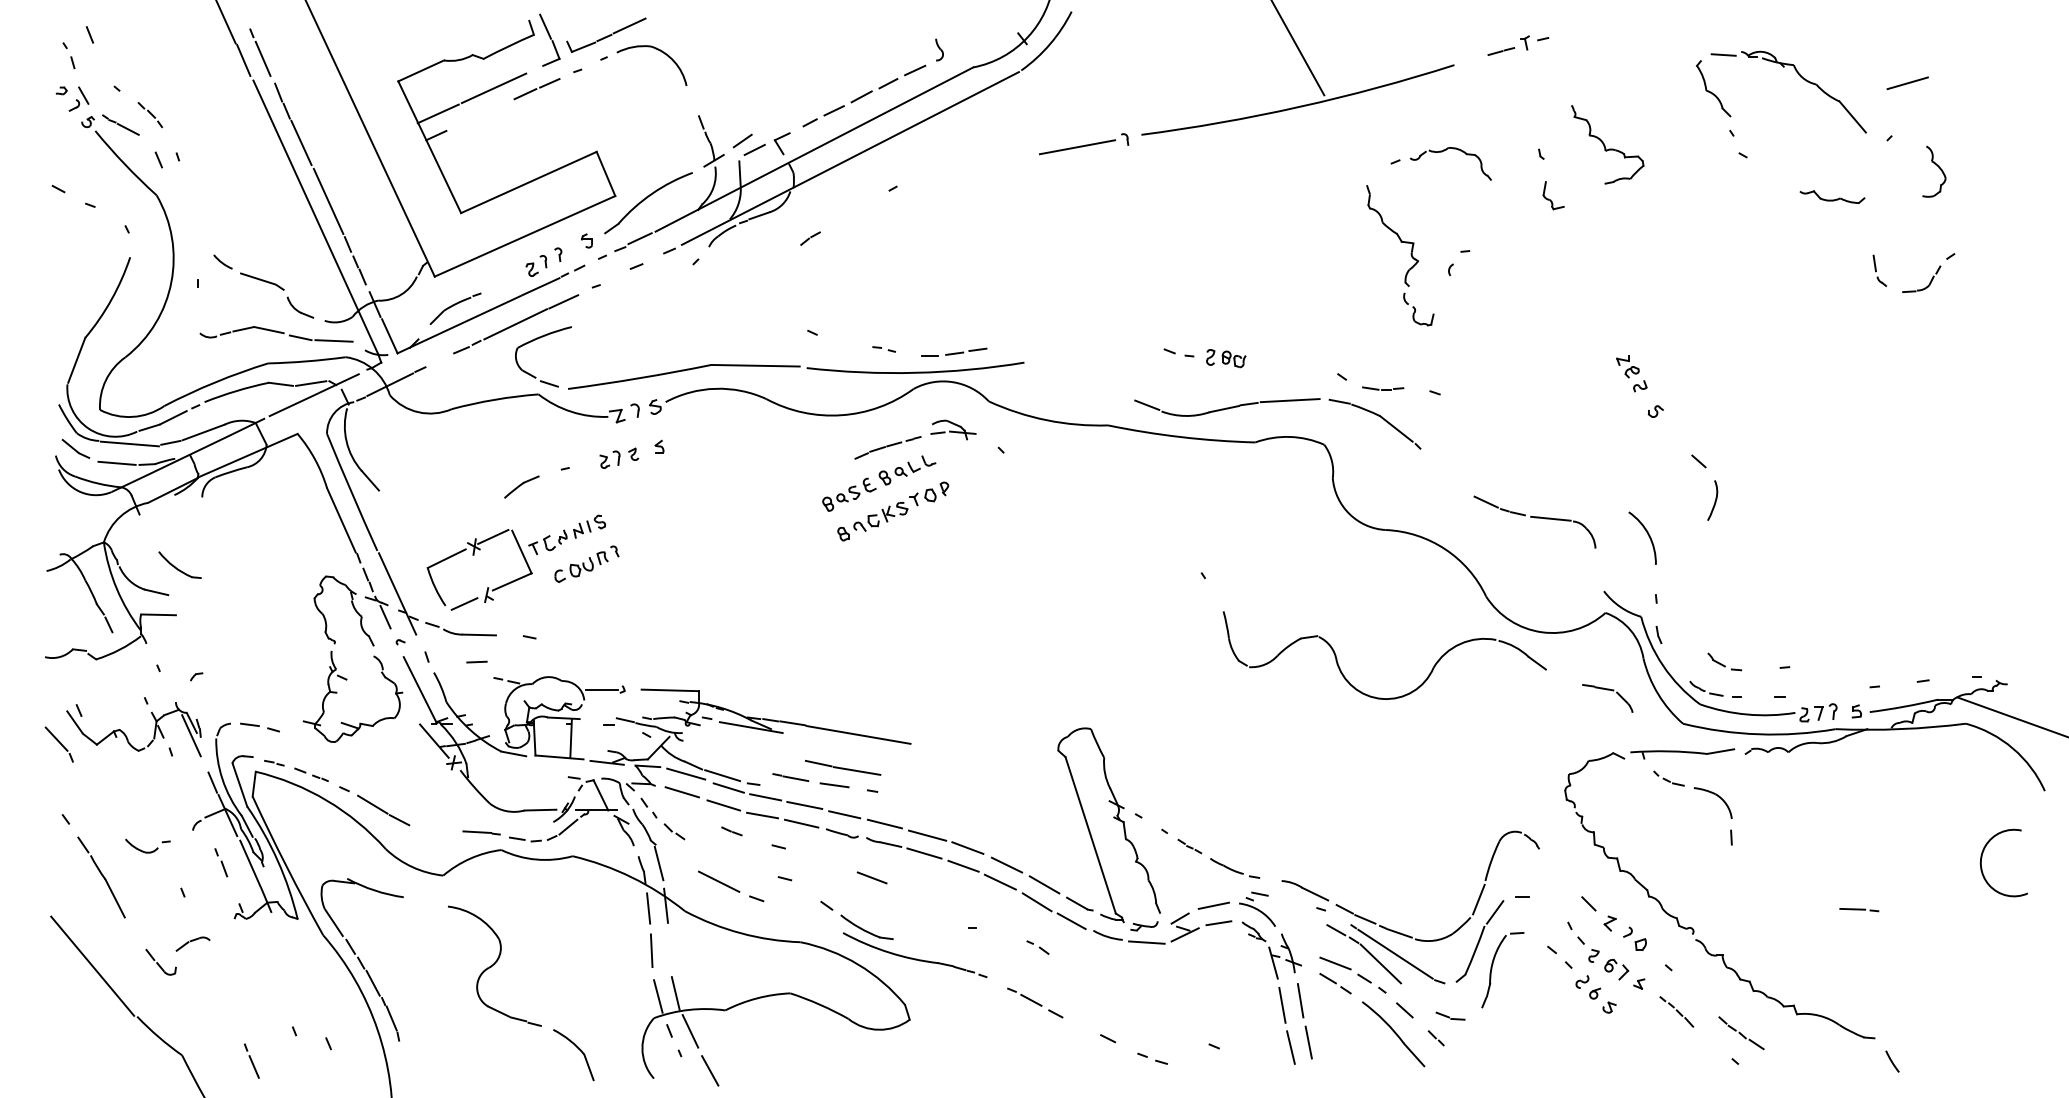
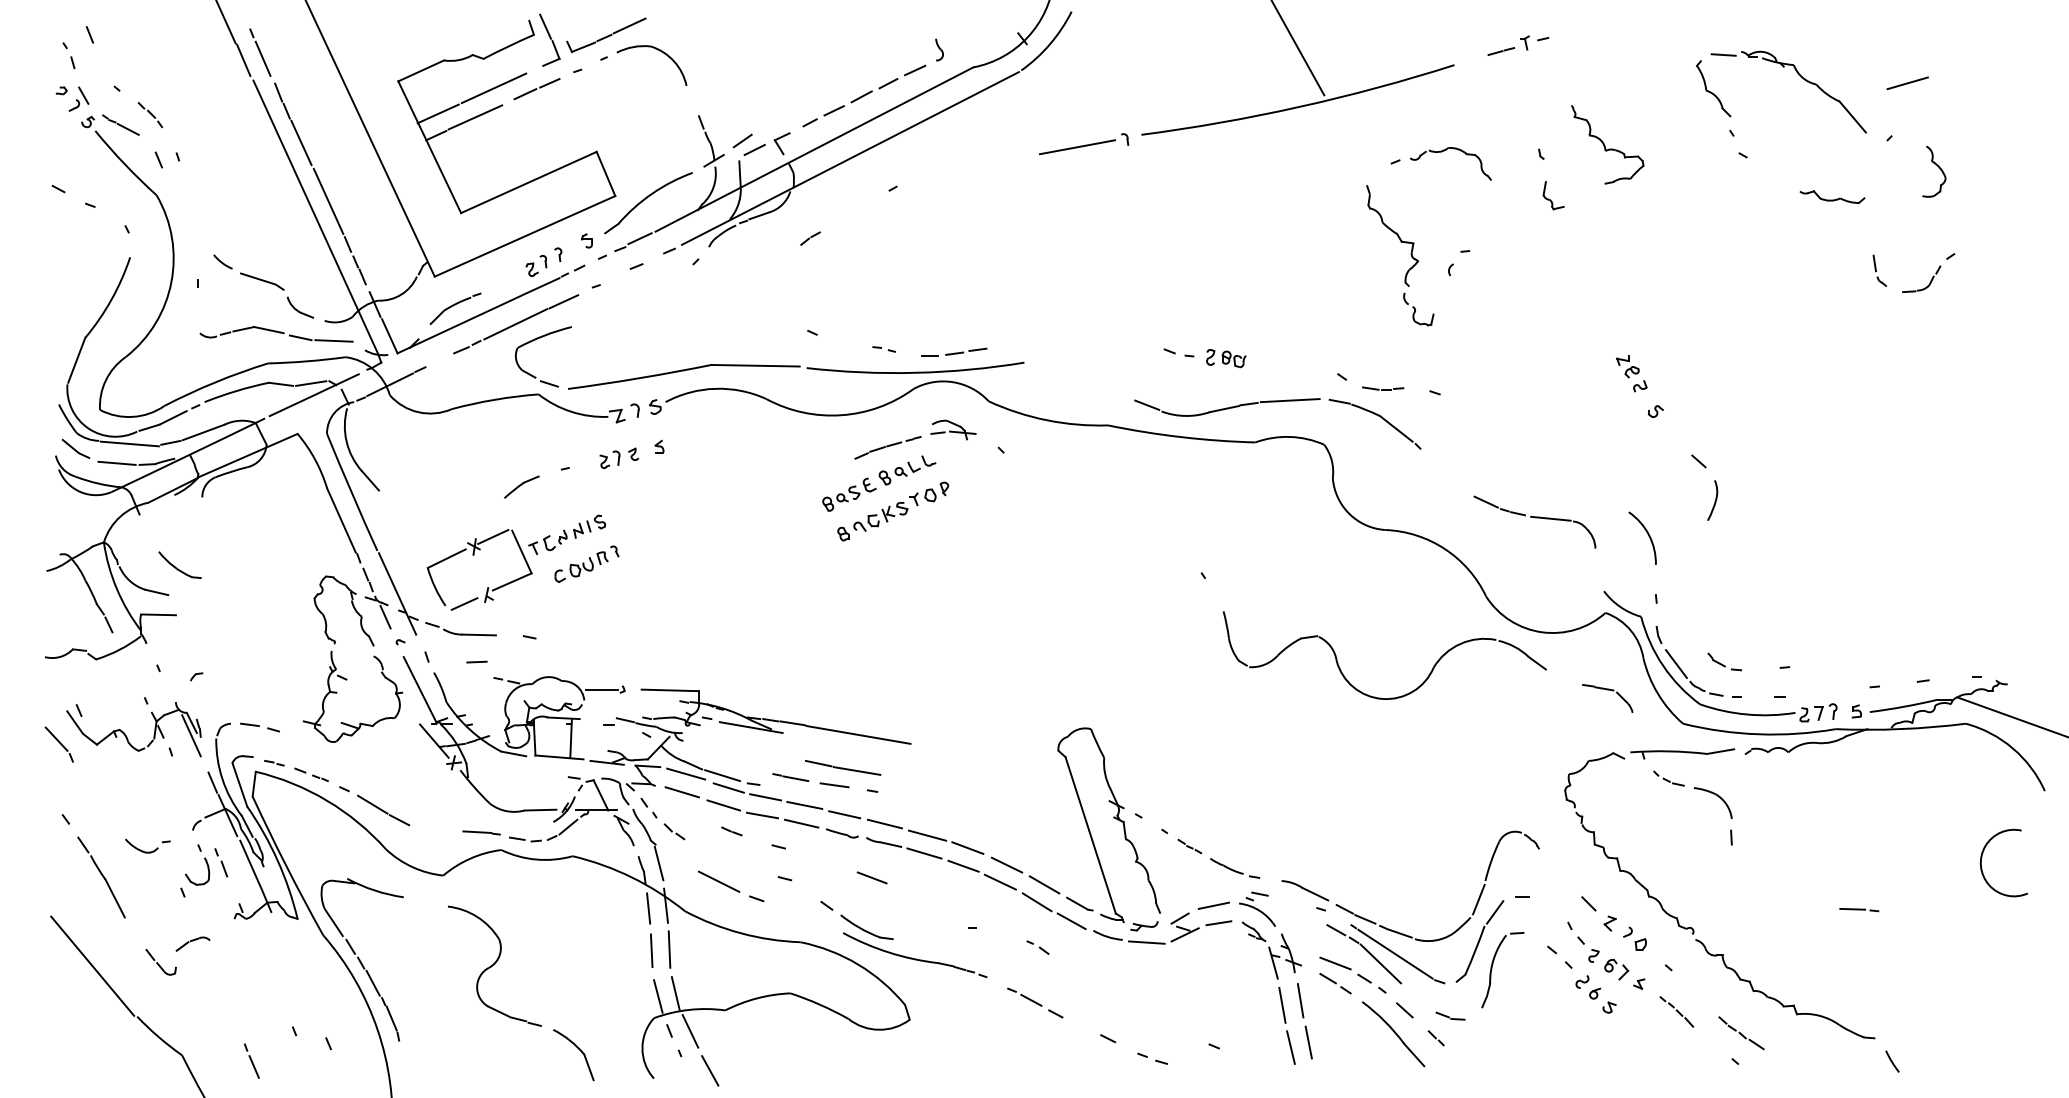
line: none -> present (475, 117)
line: none -> present (1675, 664)
part: none -> present (205, 862)
line: none -> present (669, 949)
